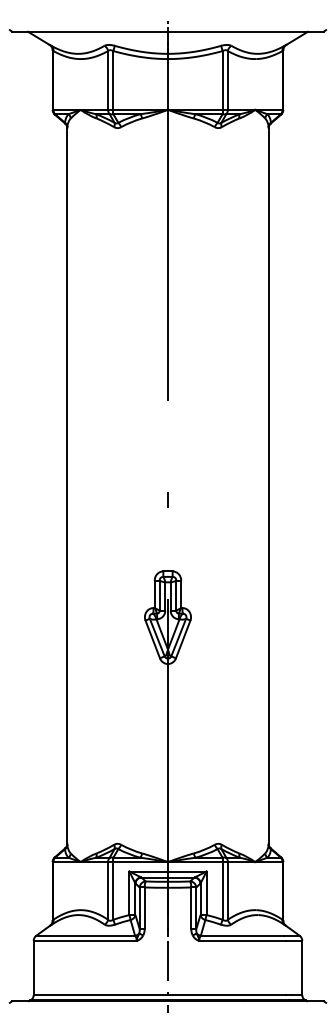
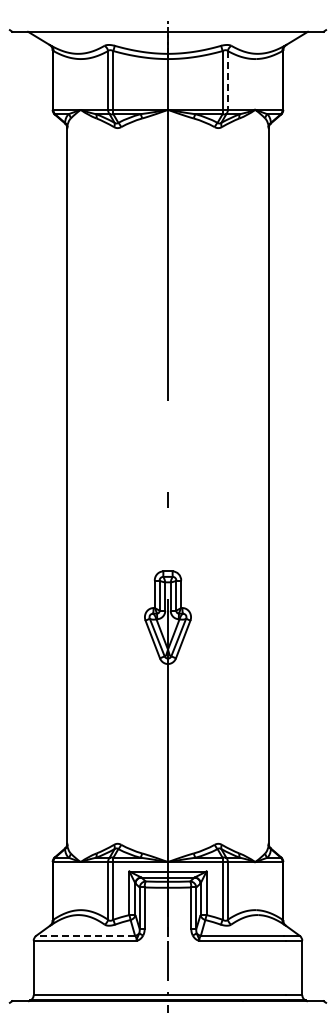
line: solid -> dashed (227, 80)
line: solid -> dashed (85, 935)
